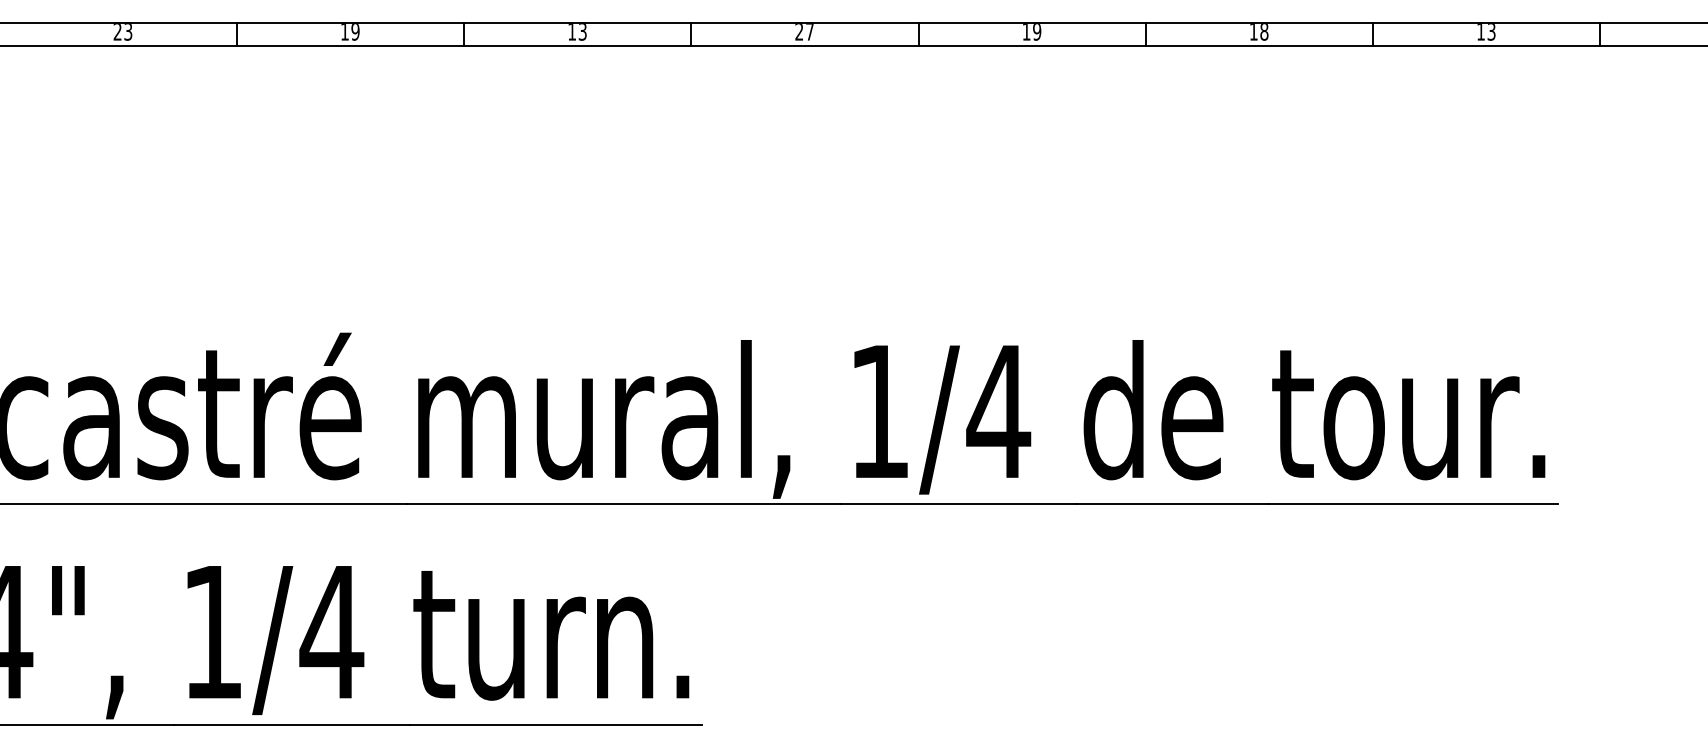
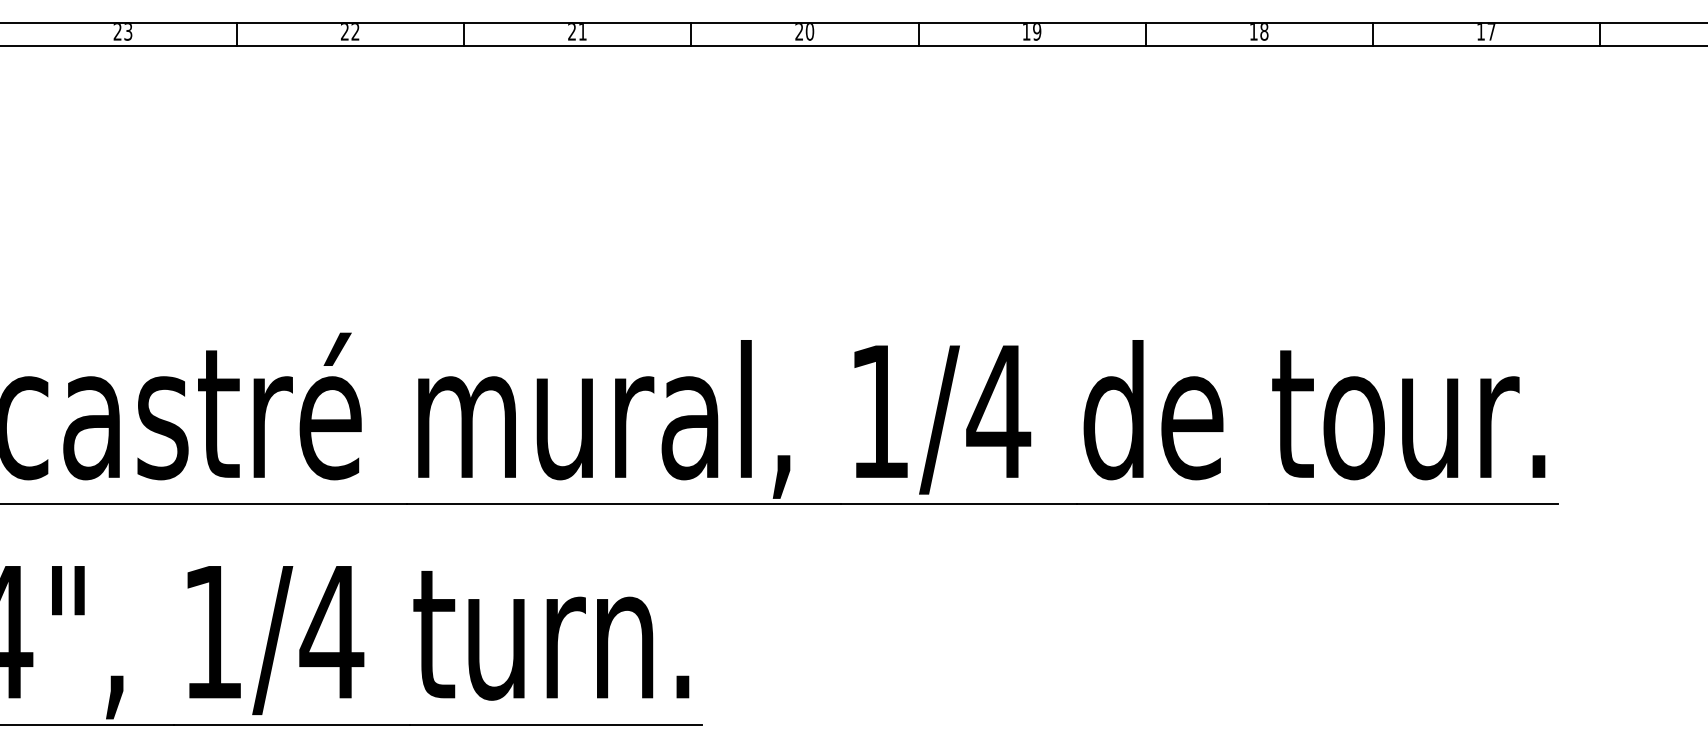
text: 19 -> 22 (349, 32)
text: 13 -> 21 (577, 32)
text: 27 -> 20 (809, 32)
text: 13 -> 17 (1491, 32)
